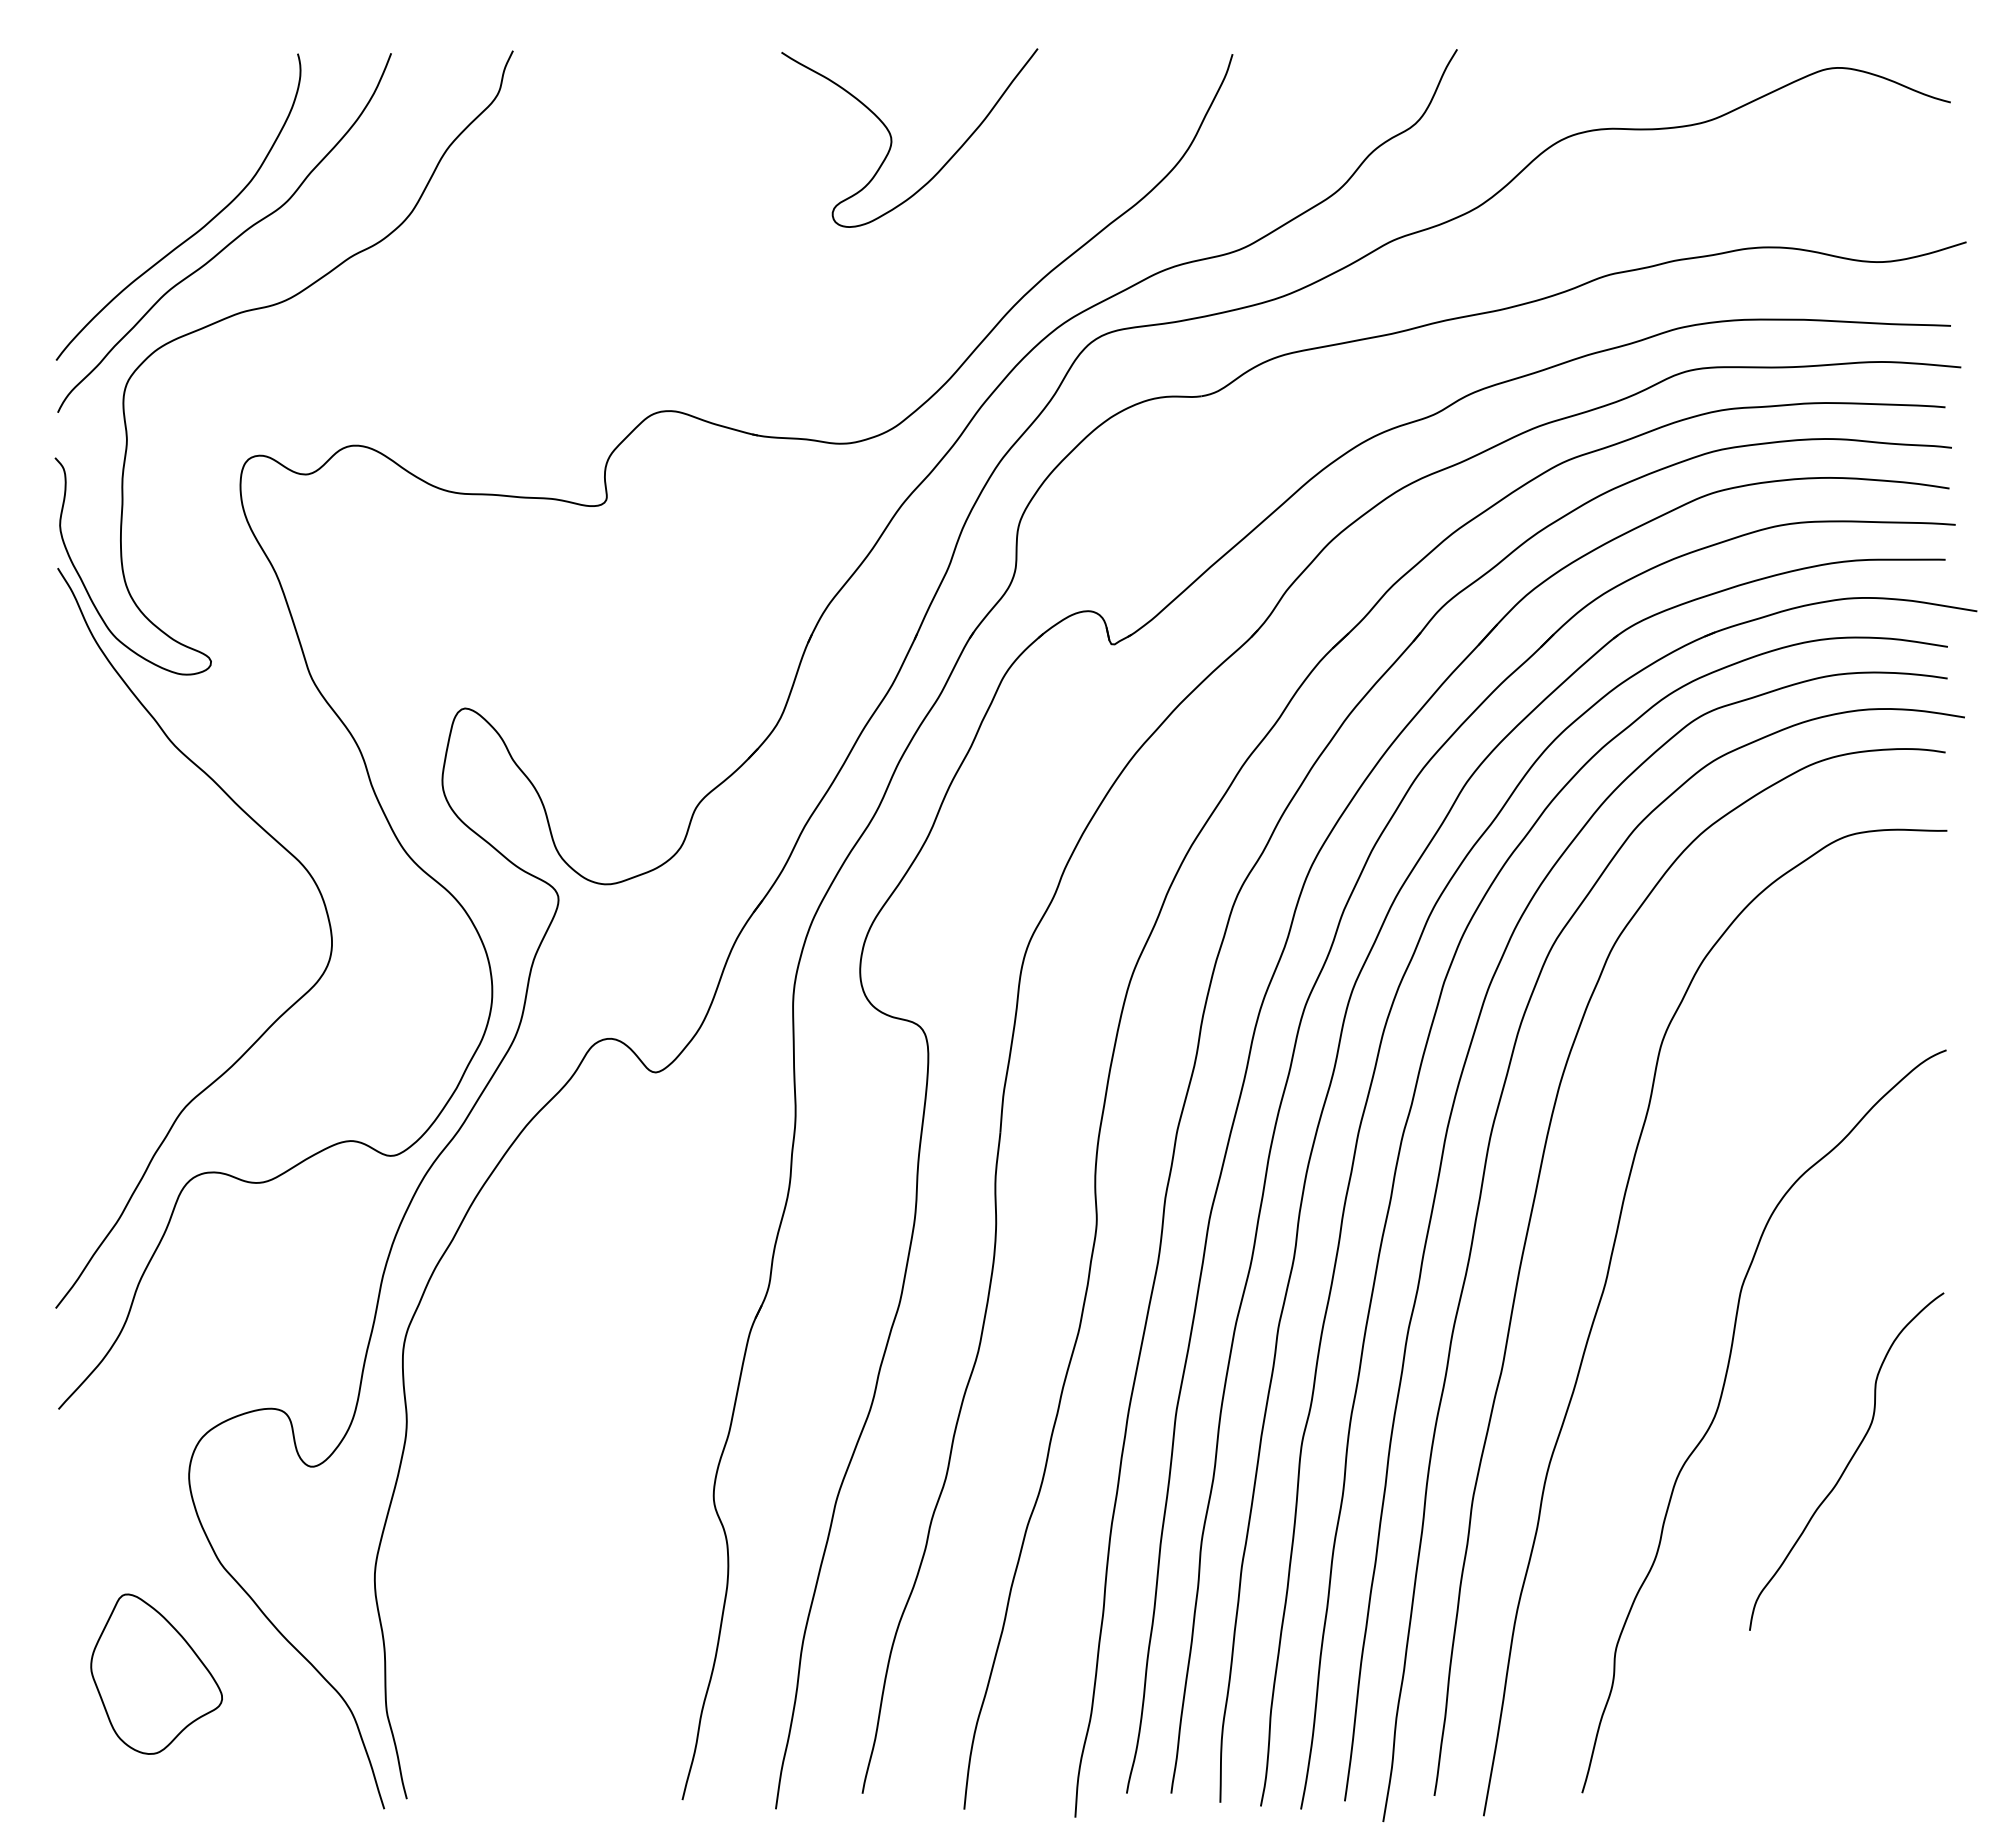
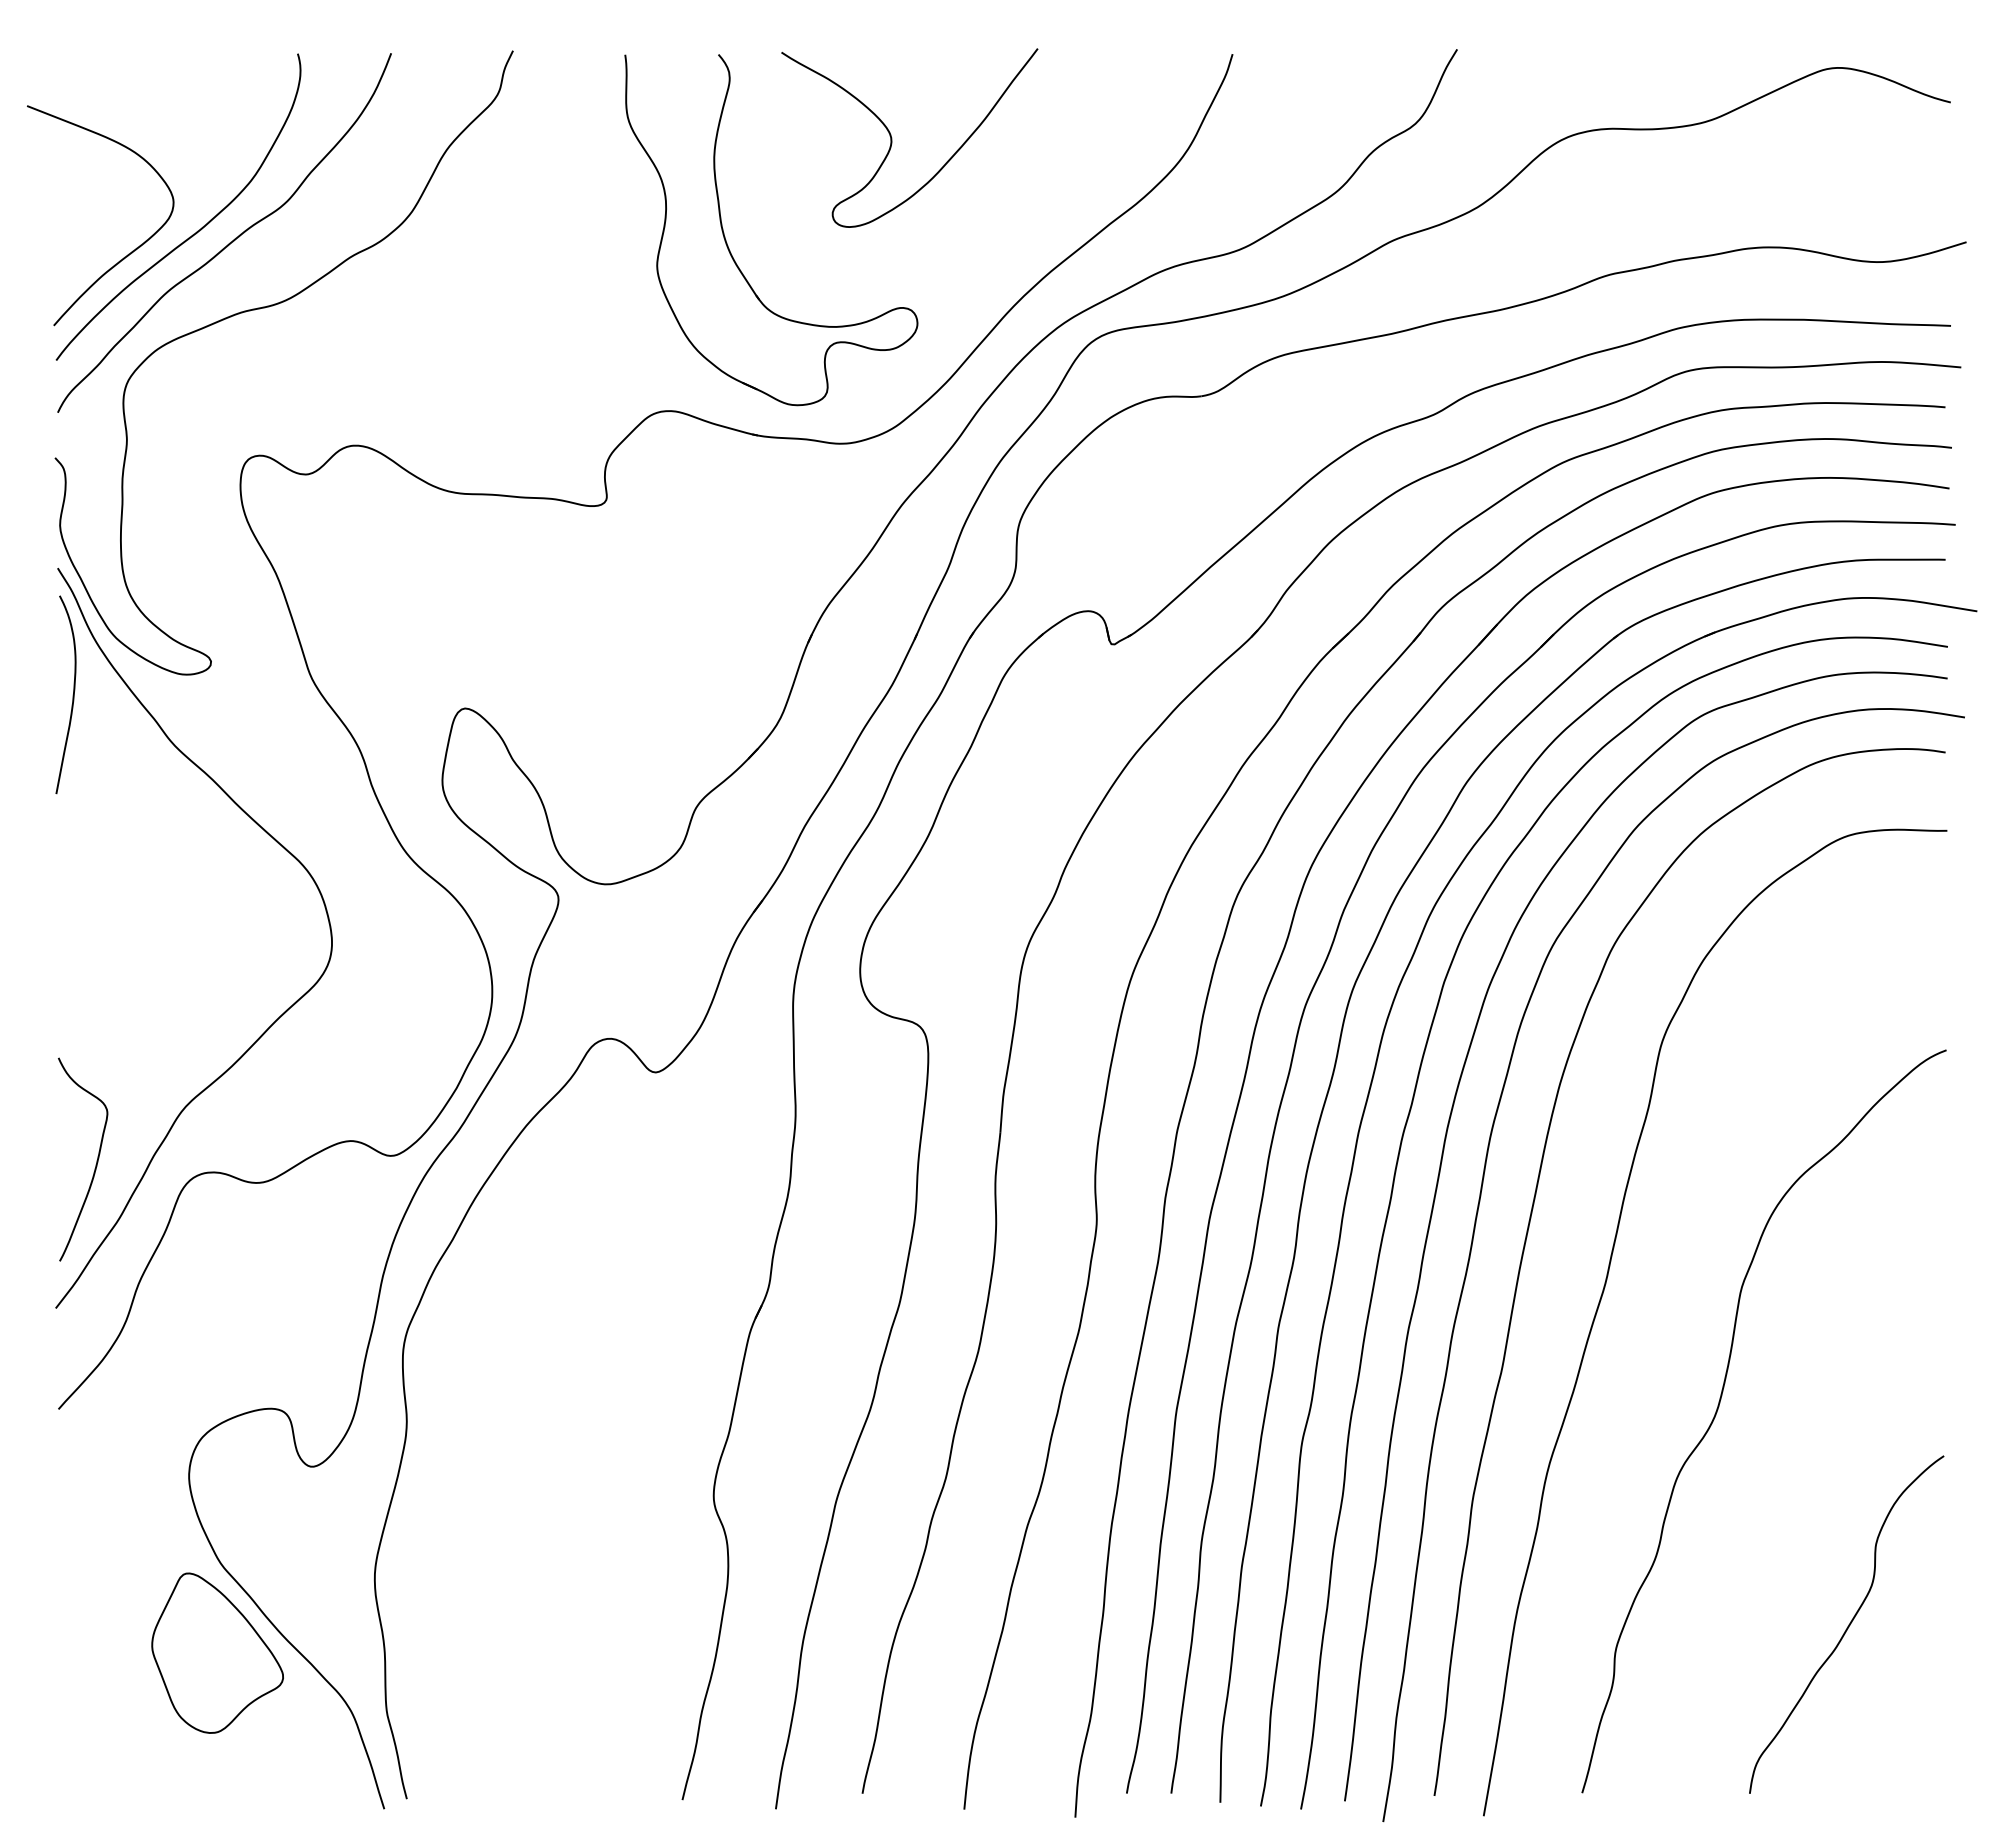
part: none -> present (728, 245)
curve: none -> present (128, 253)
curve: none -> present (72, 695)
curve: none -> present (95, 1164)
curve position: (1848, 1461) -> (1848, 1624) (1848, 1624)
part position: (156, 1673) -> (217, 1652) (217, 1652)
